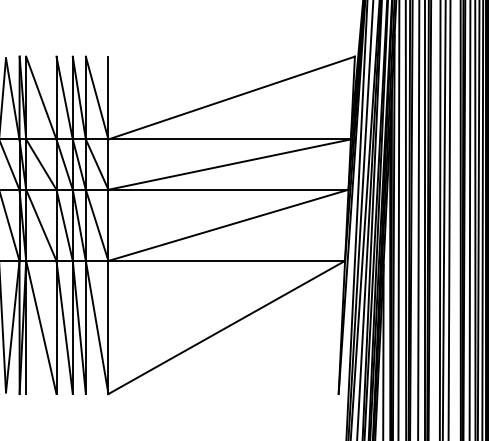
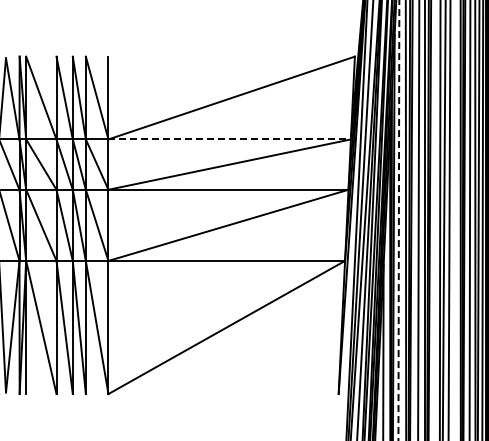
line: solid -> dashed (230, 139)
line: solid -> dashed (398, 220)
